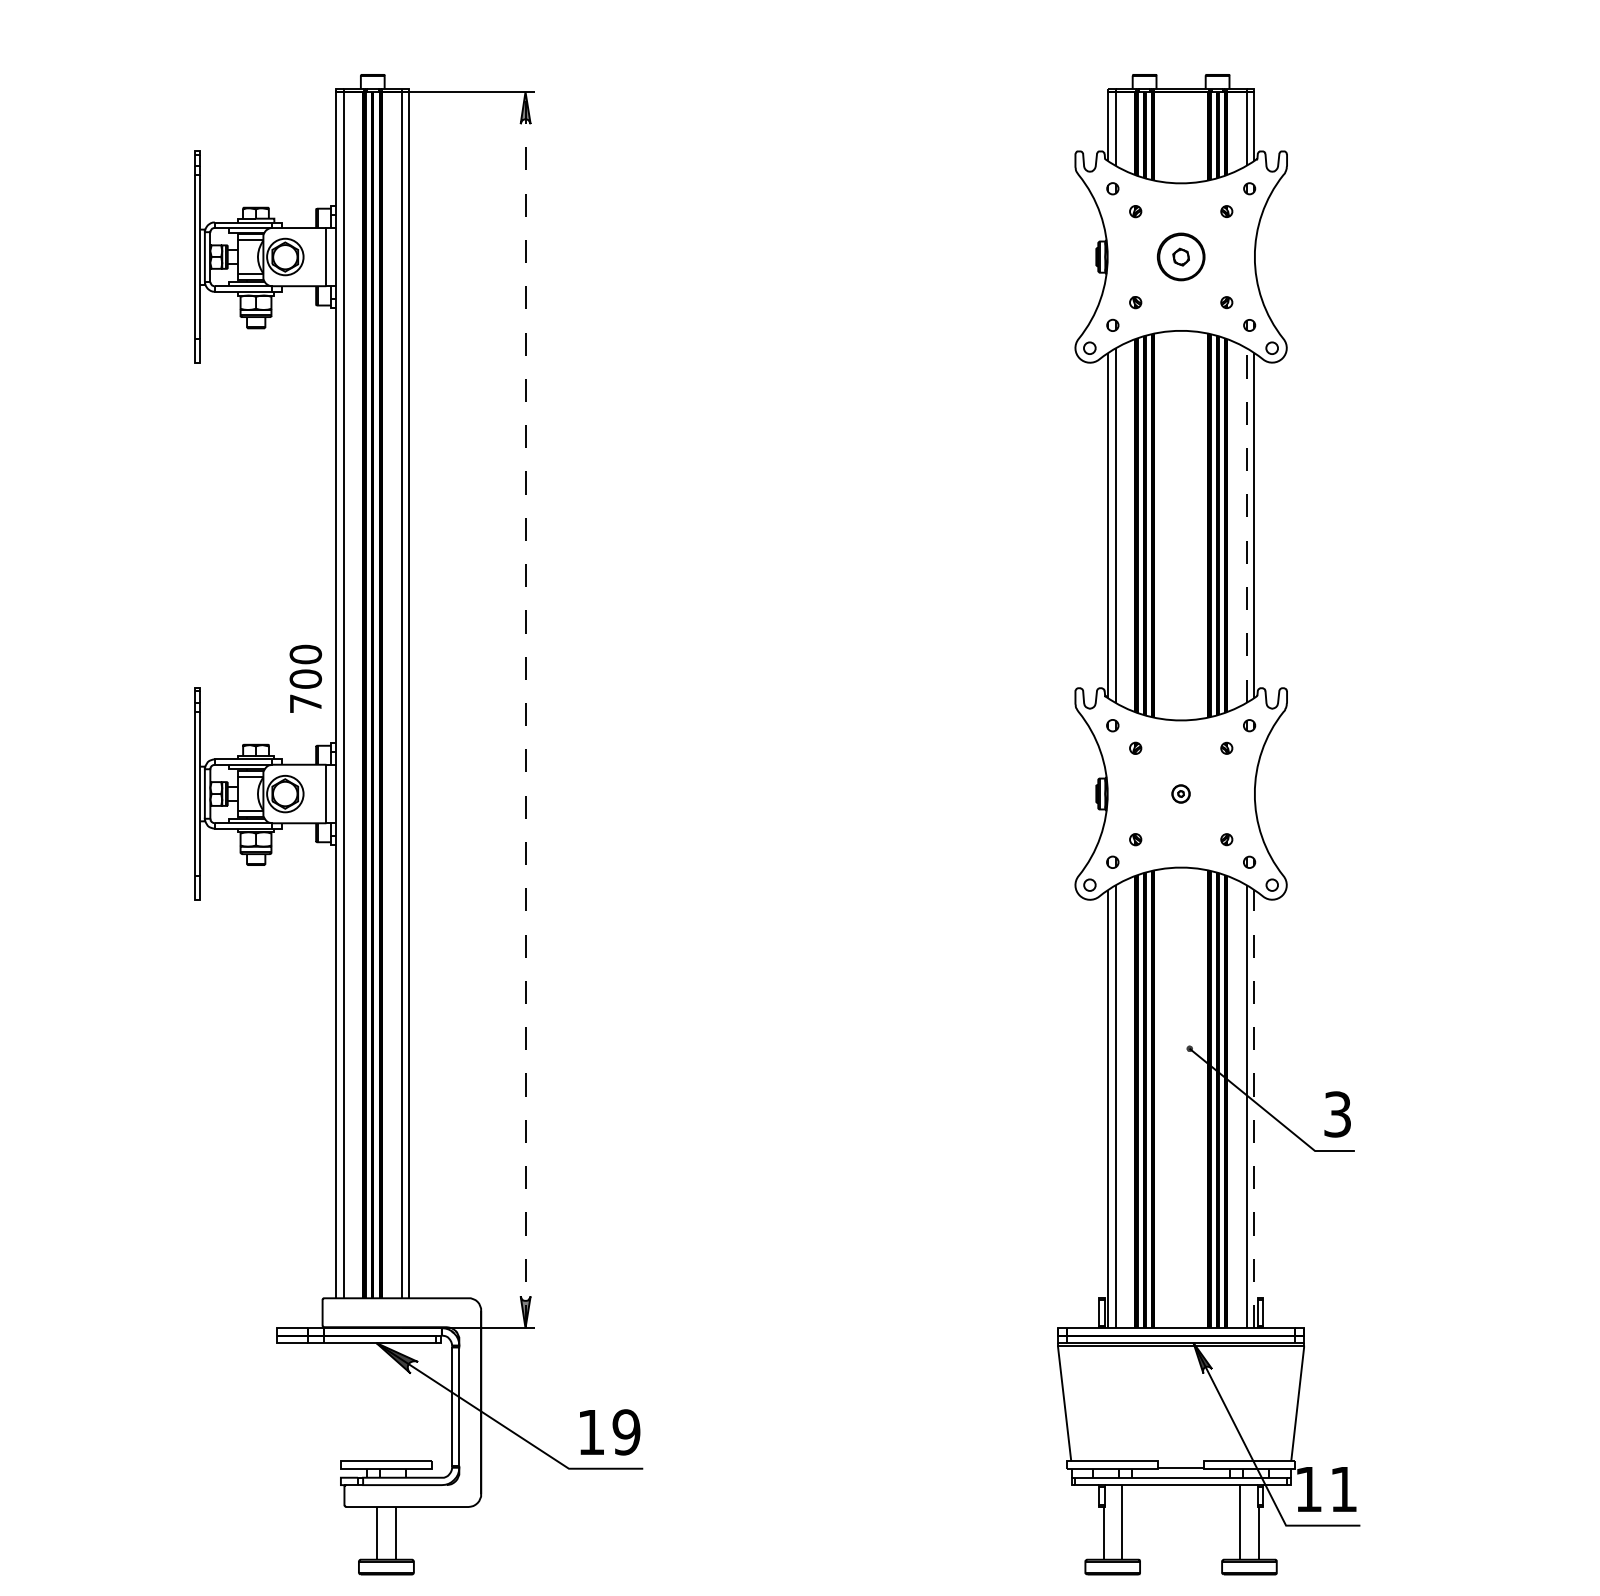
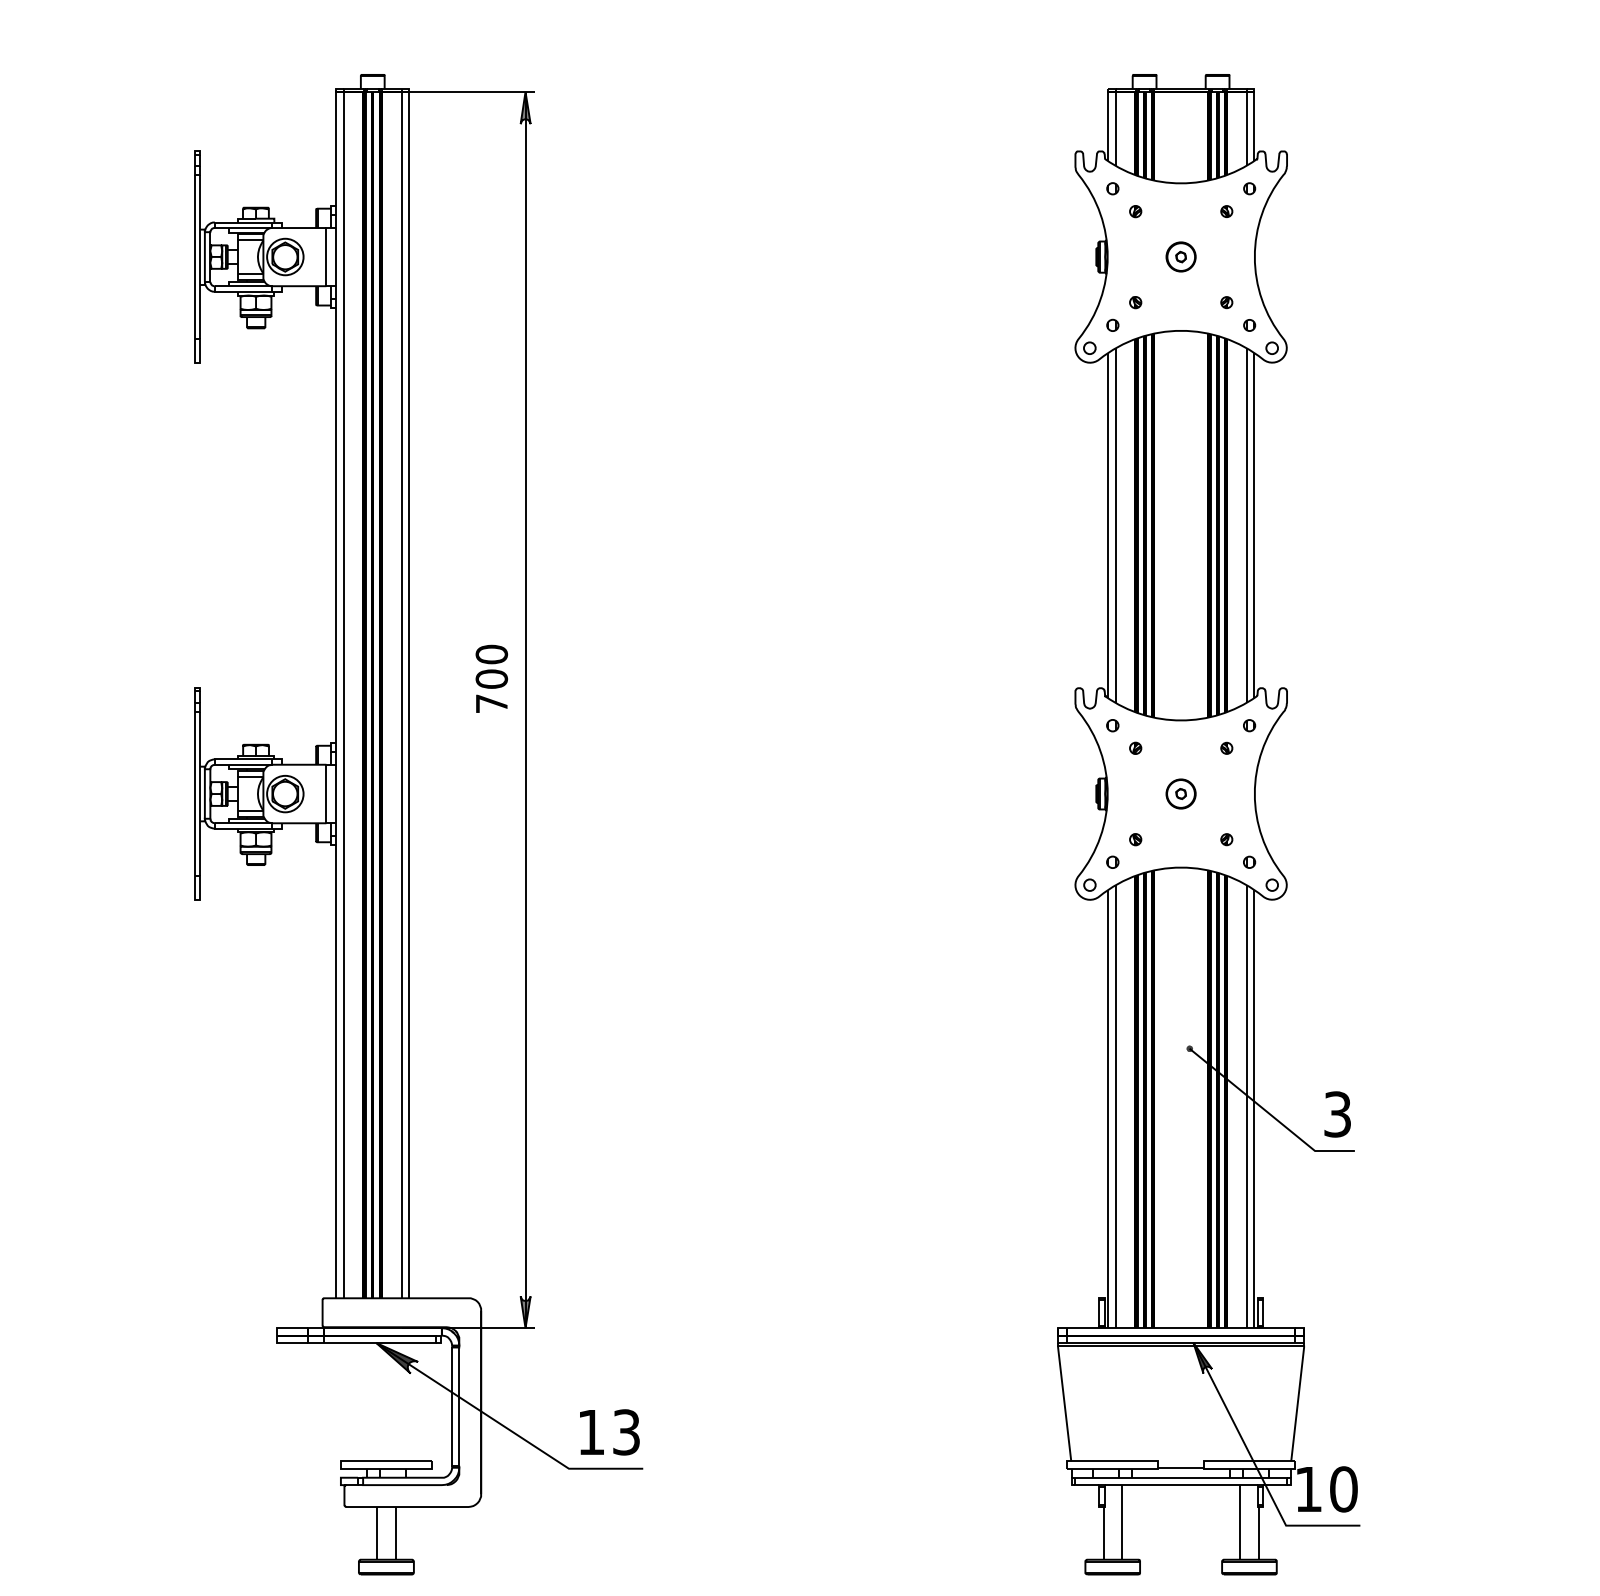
part size: 50x50 px -> 32x32 px (1180, 256)
line: dashed -> solid (1246, 524)
text position: (305, 678) -> (491, 678) (491, 678)
line: dashed -> solid (525, 709)
part size: 20x20 px -> 32x32 px (1180, 793)
line: dashed -> solid (1253, 1108)
text: 19 -> 13 (626, 1432)
text: 11 -> 10 (1343, 1489)
